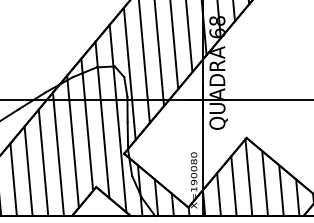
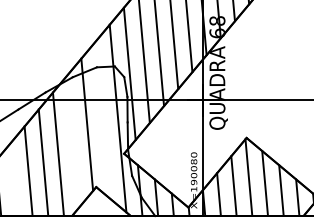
line: present -> none (102, 119)
line: present -> none (72, 141)
line: present -> none (13, 179)
